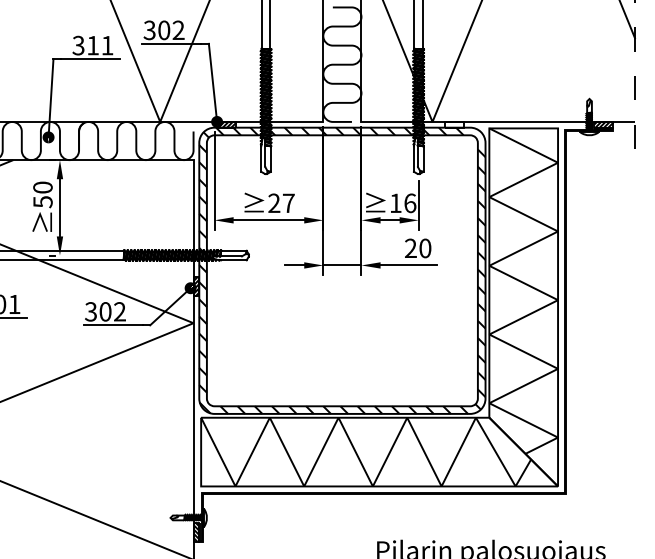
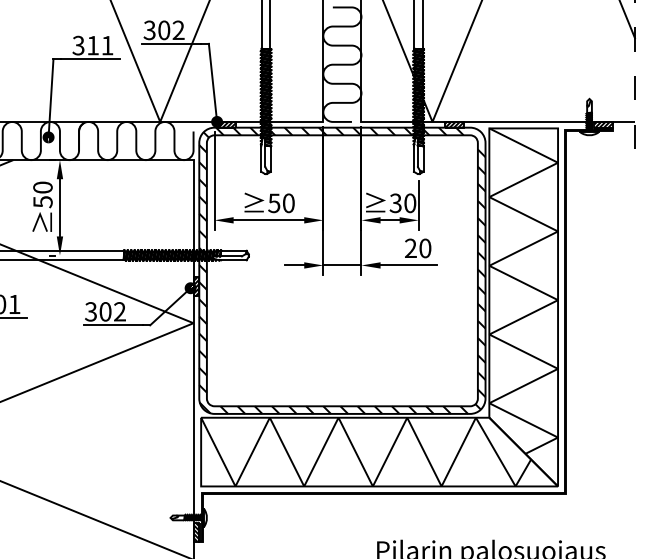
hatch: none -> present (453, 124)
text: 27 -> 50 (281, 203)
text: 16 -> 30 (402, 203)
